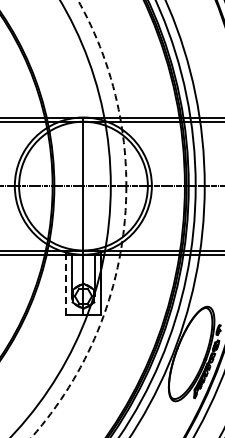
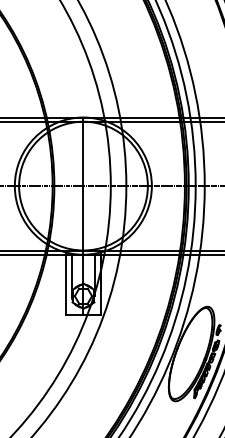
circle: dashed -> solid (78, 218)
line: dashed -> solid (66, 284)
